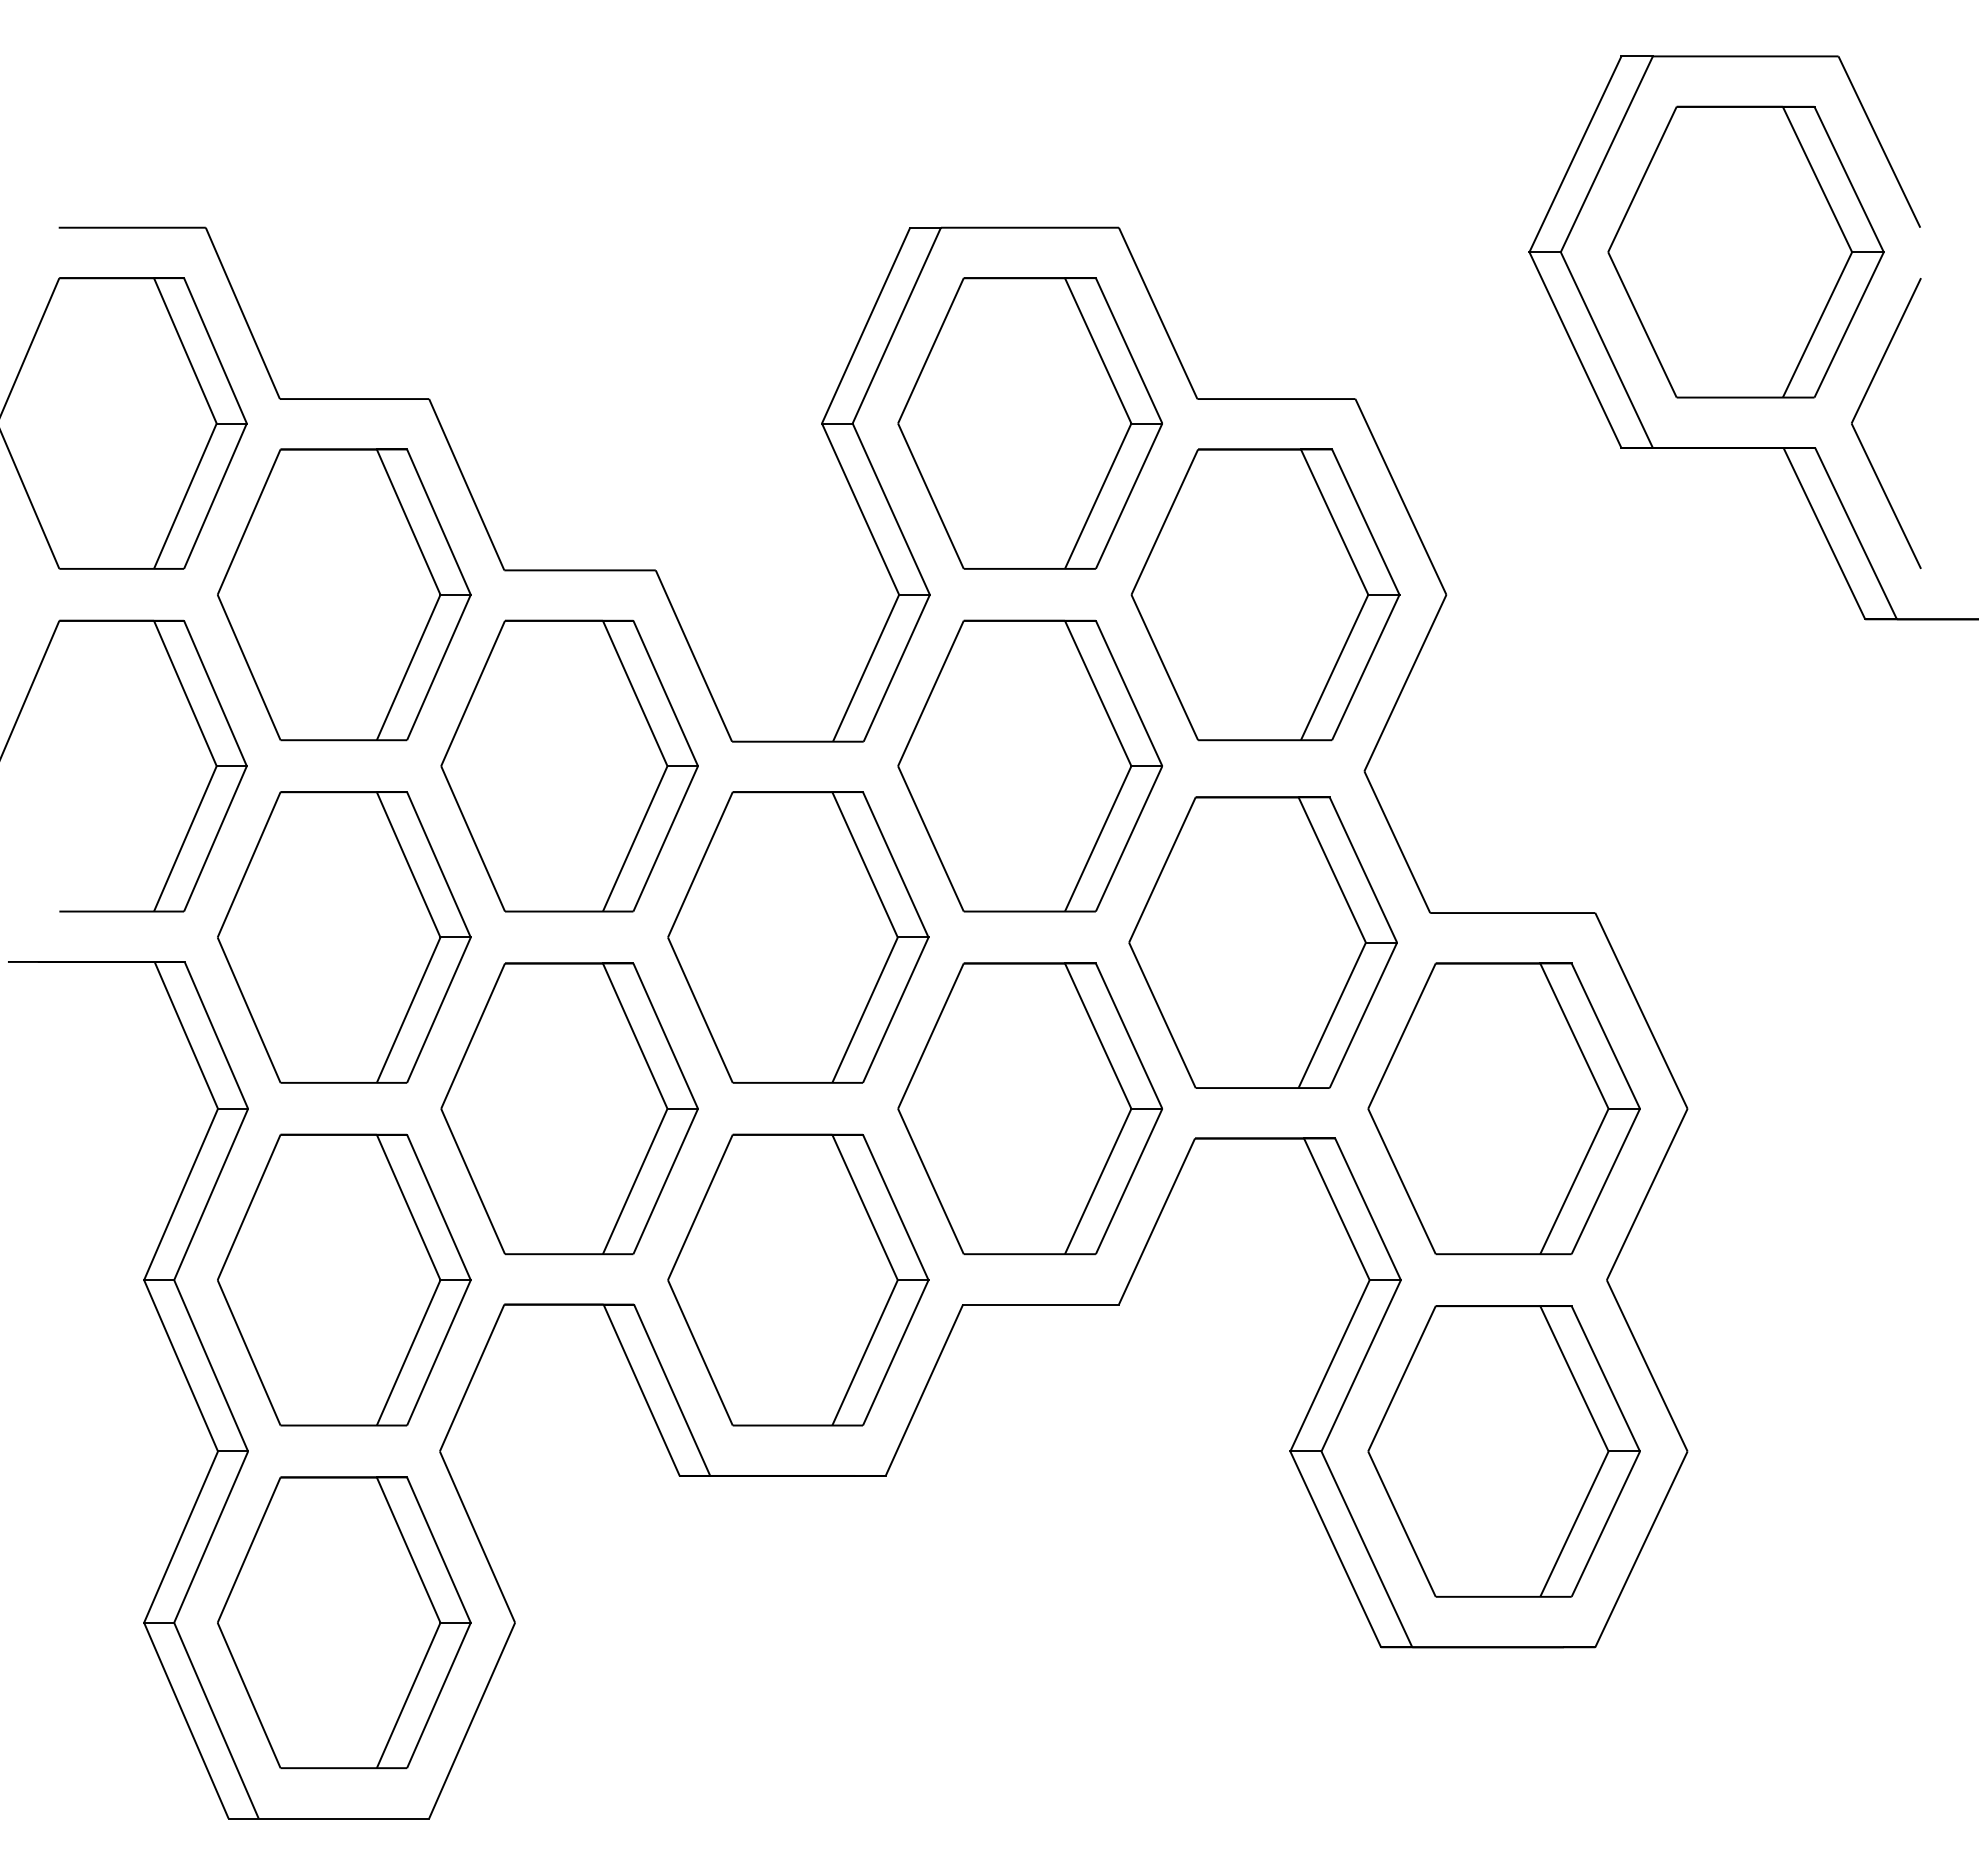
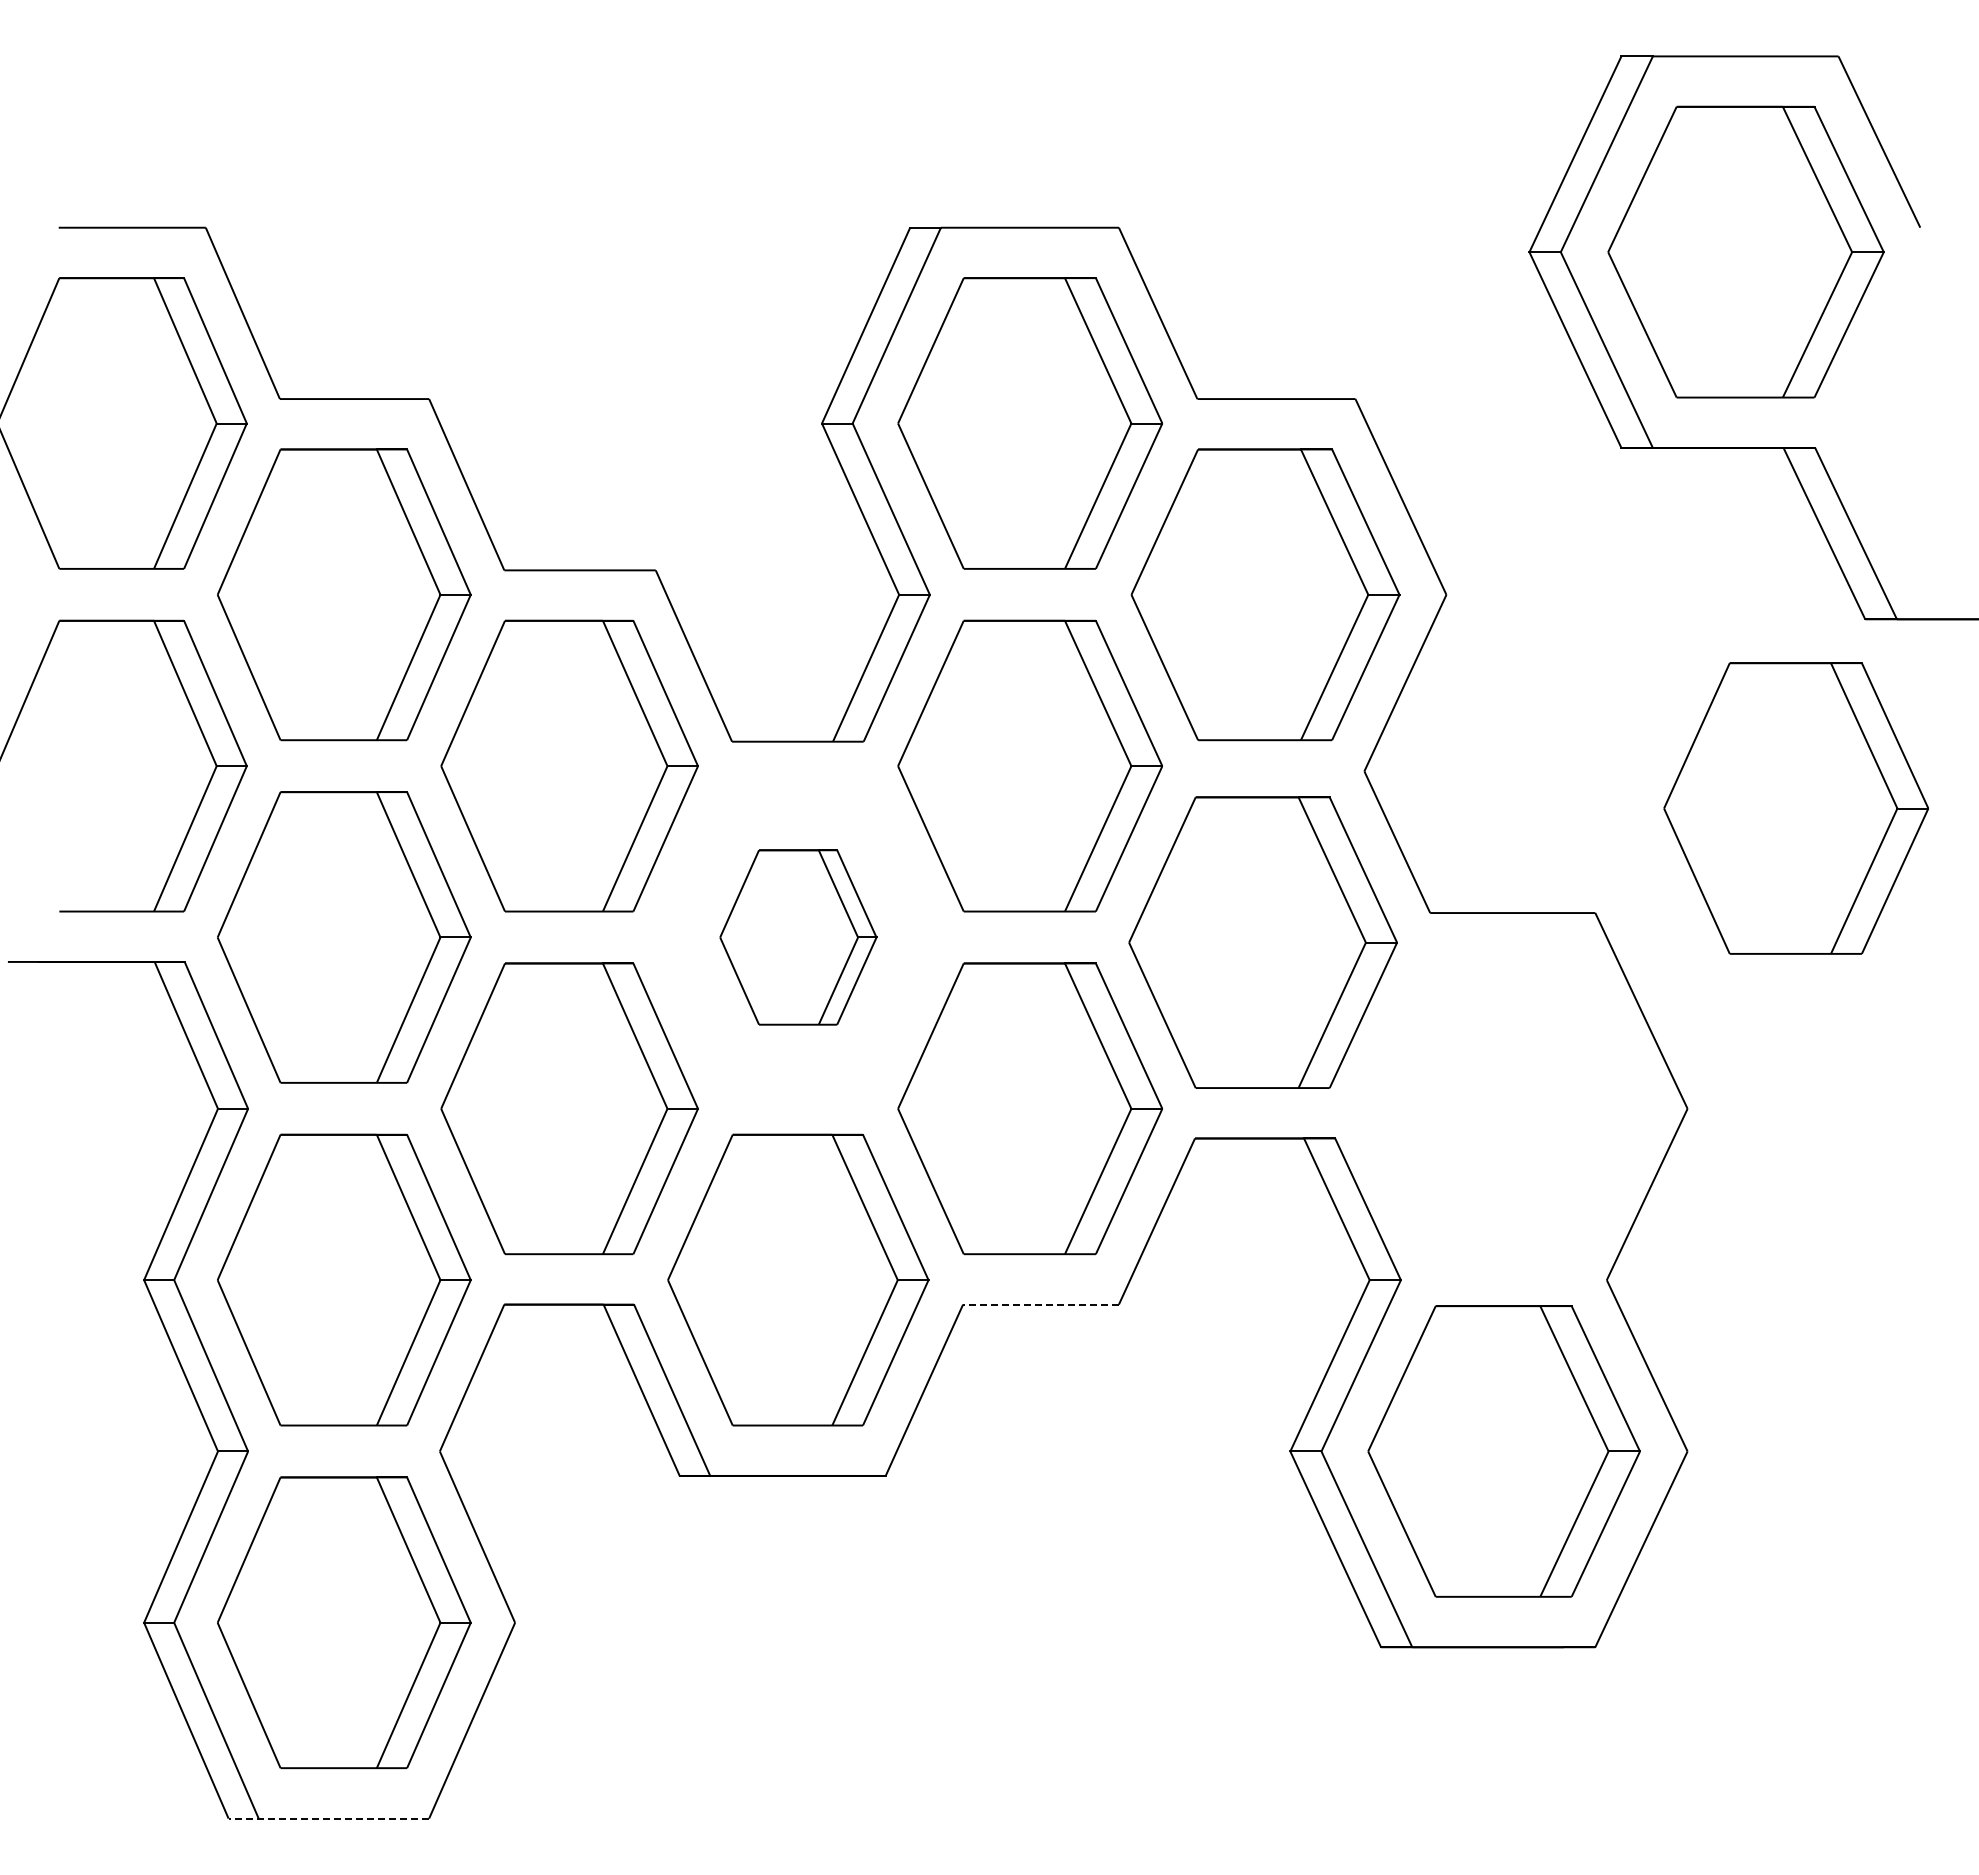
part: present -> none (1859, 409)
part: none -> present (1795, 808)
part size: 263x293 px -> 159x177 px (798, 937)
part: present -> none (1503, 1108)
line: solid -> dashed (1041, 1304)
line: solid -> dashed (328, 1818)
